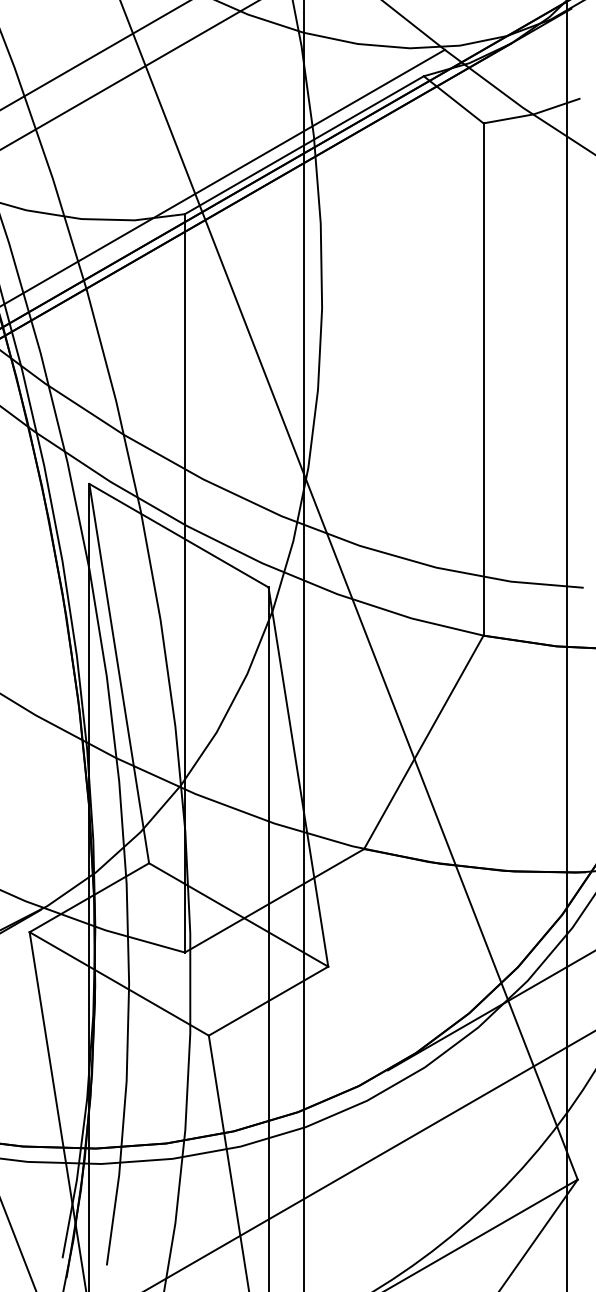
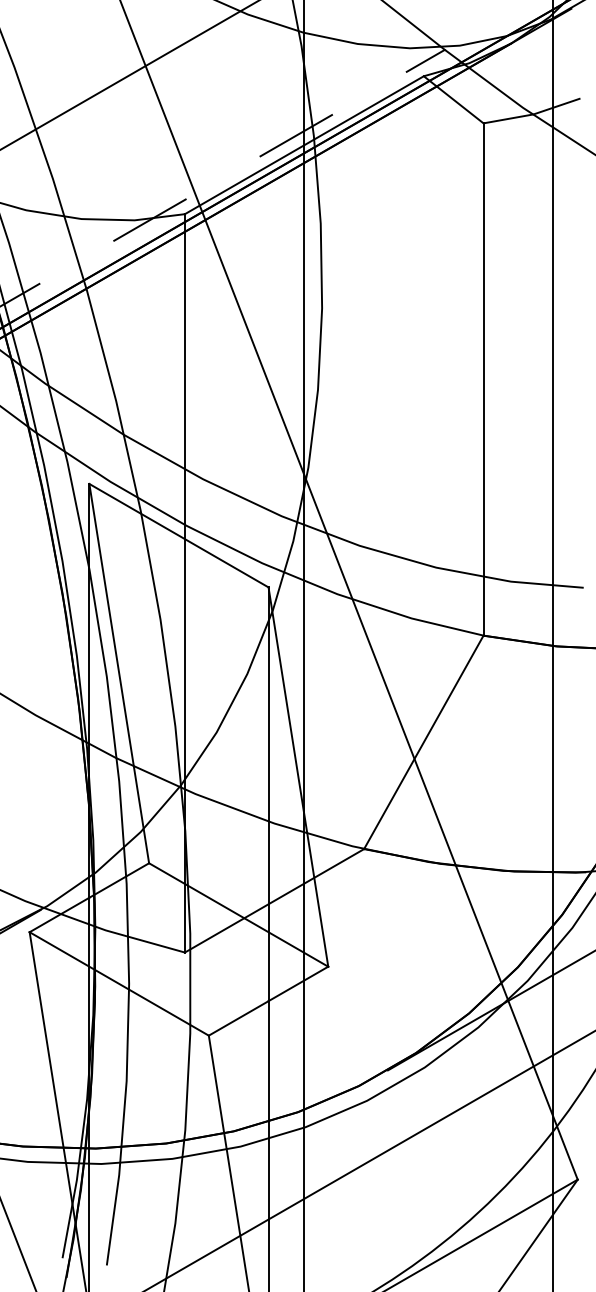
line: present -> none (94, 55)
line: solid -> dashed (222, 178)
line position: (567, 645) -> (553, 645) (553, 645)
